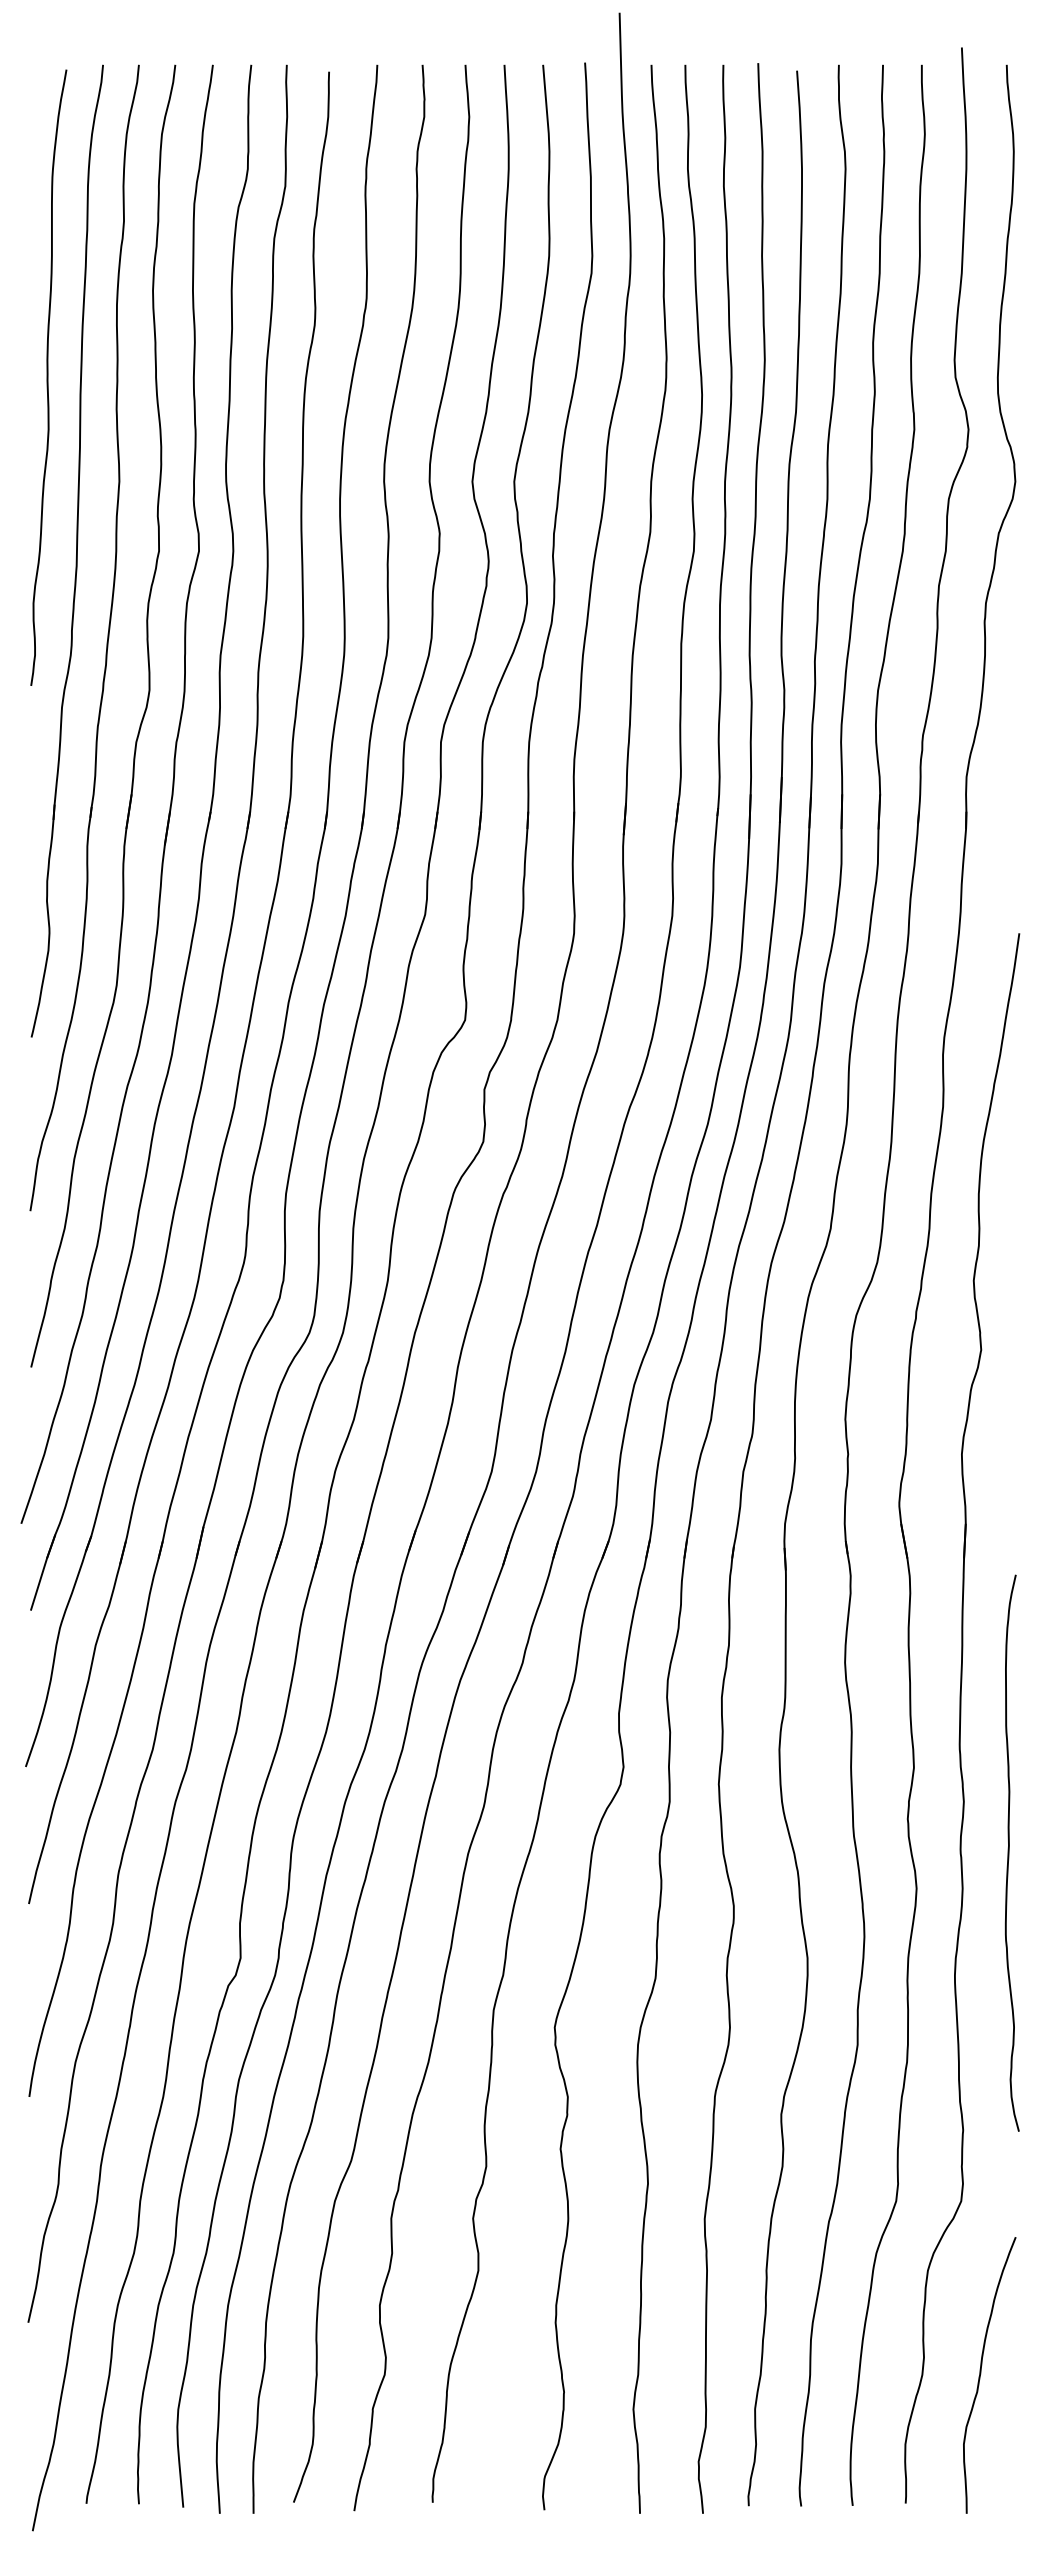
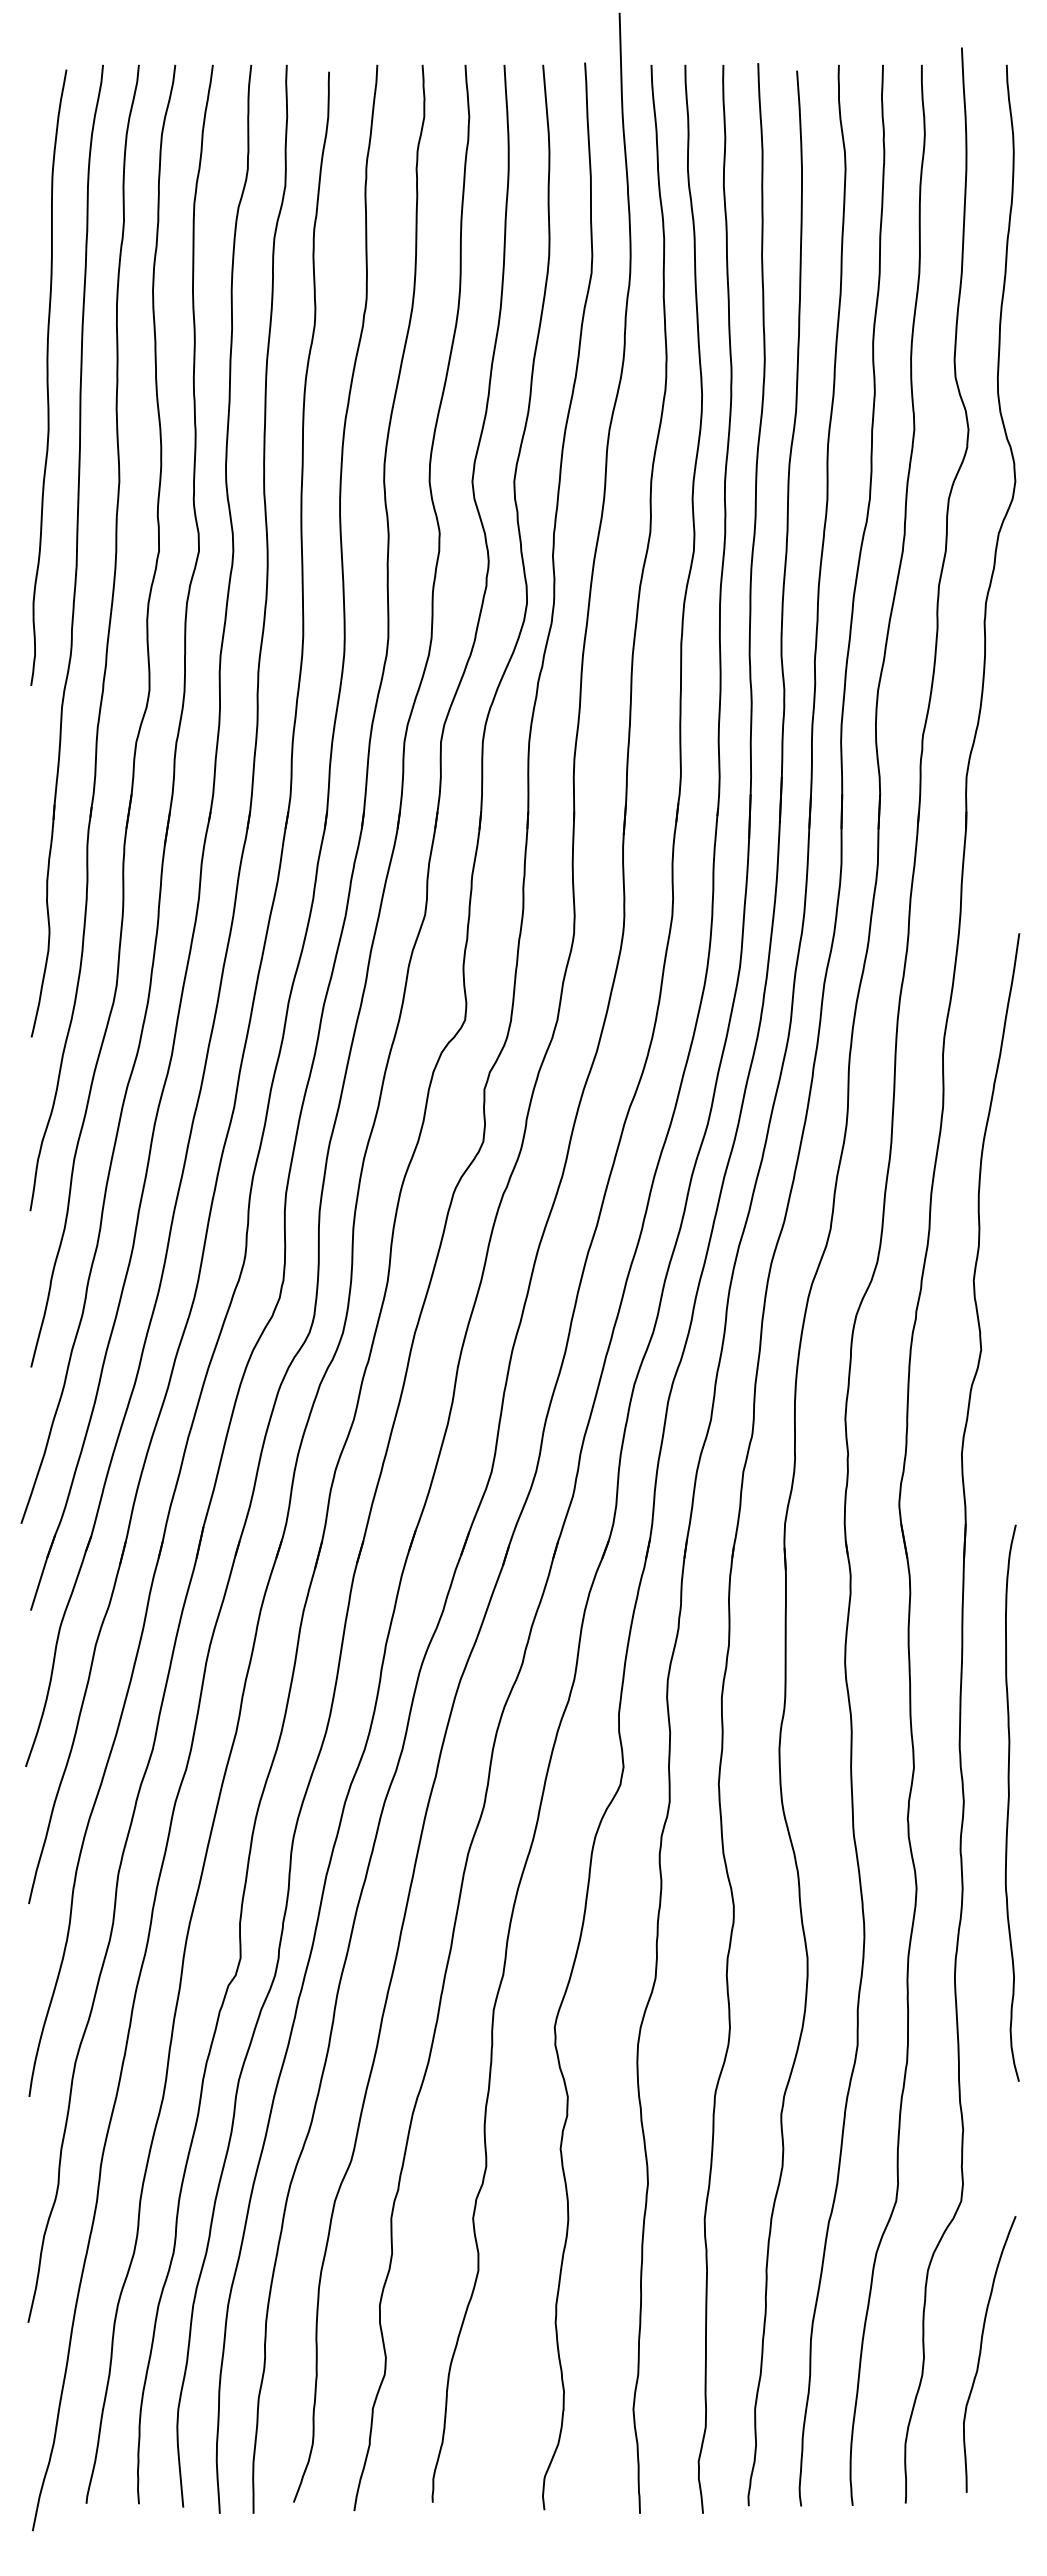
curve position: (1009, 1852) -> (1009, 1802) (1009, 1802)
curve position: (981, 2374) -> (981, 2353) (981, 2353)
